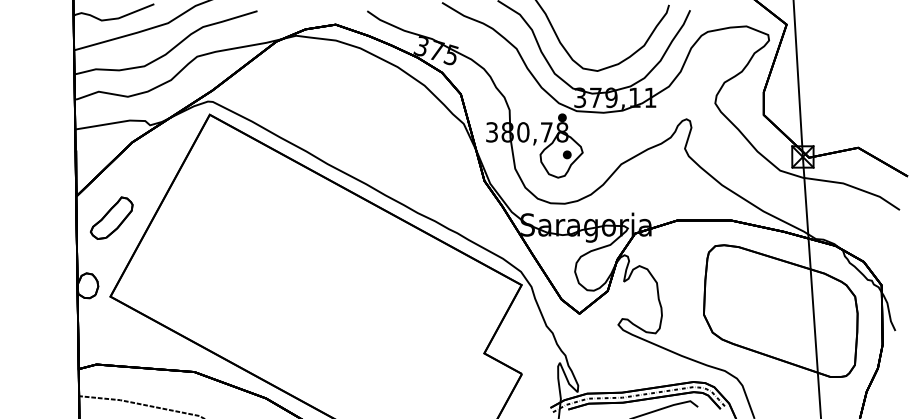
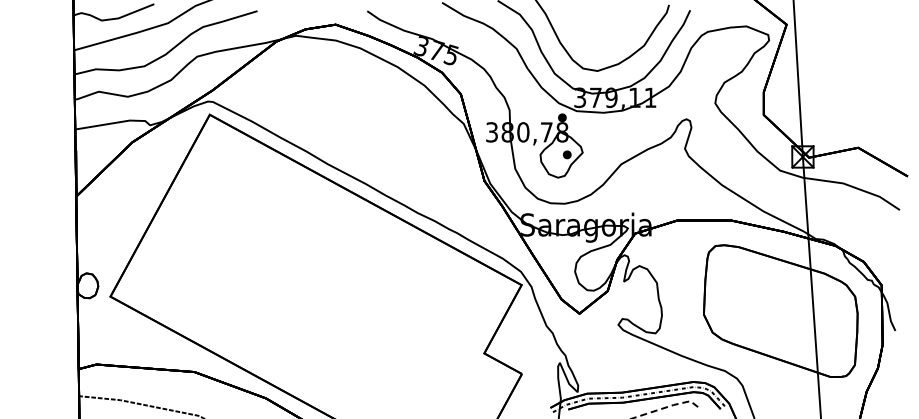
part: present -> none (111, 217)
line: solid -> dashed (666, 407)
